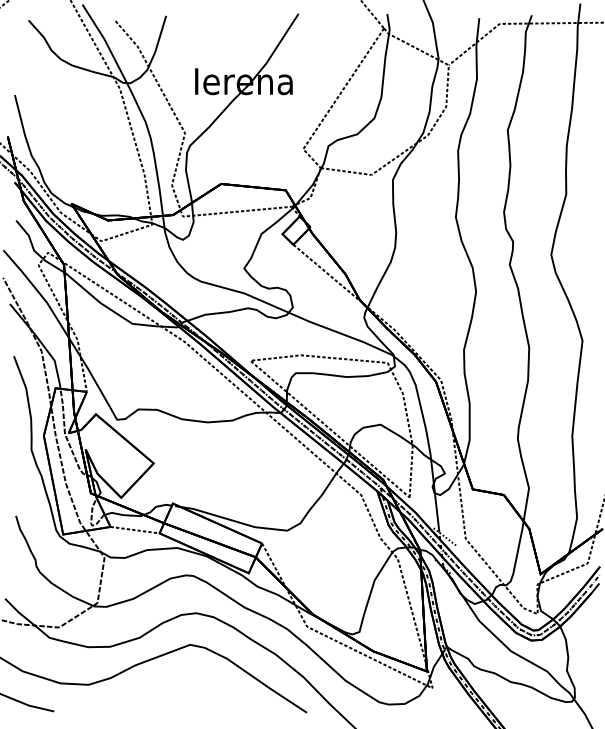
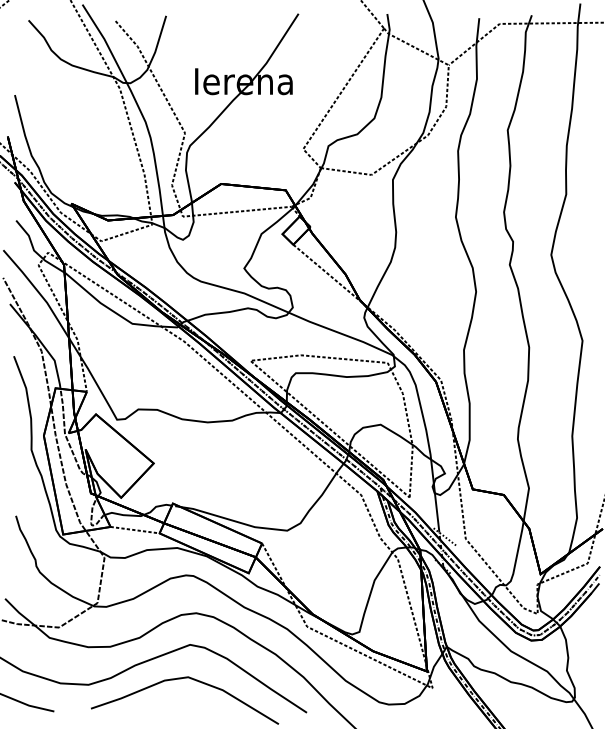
curve: none -> present (181, 679)
